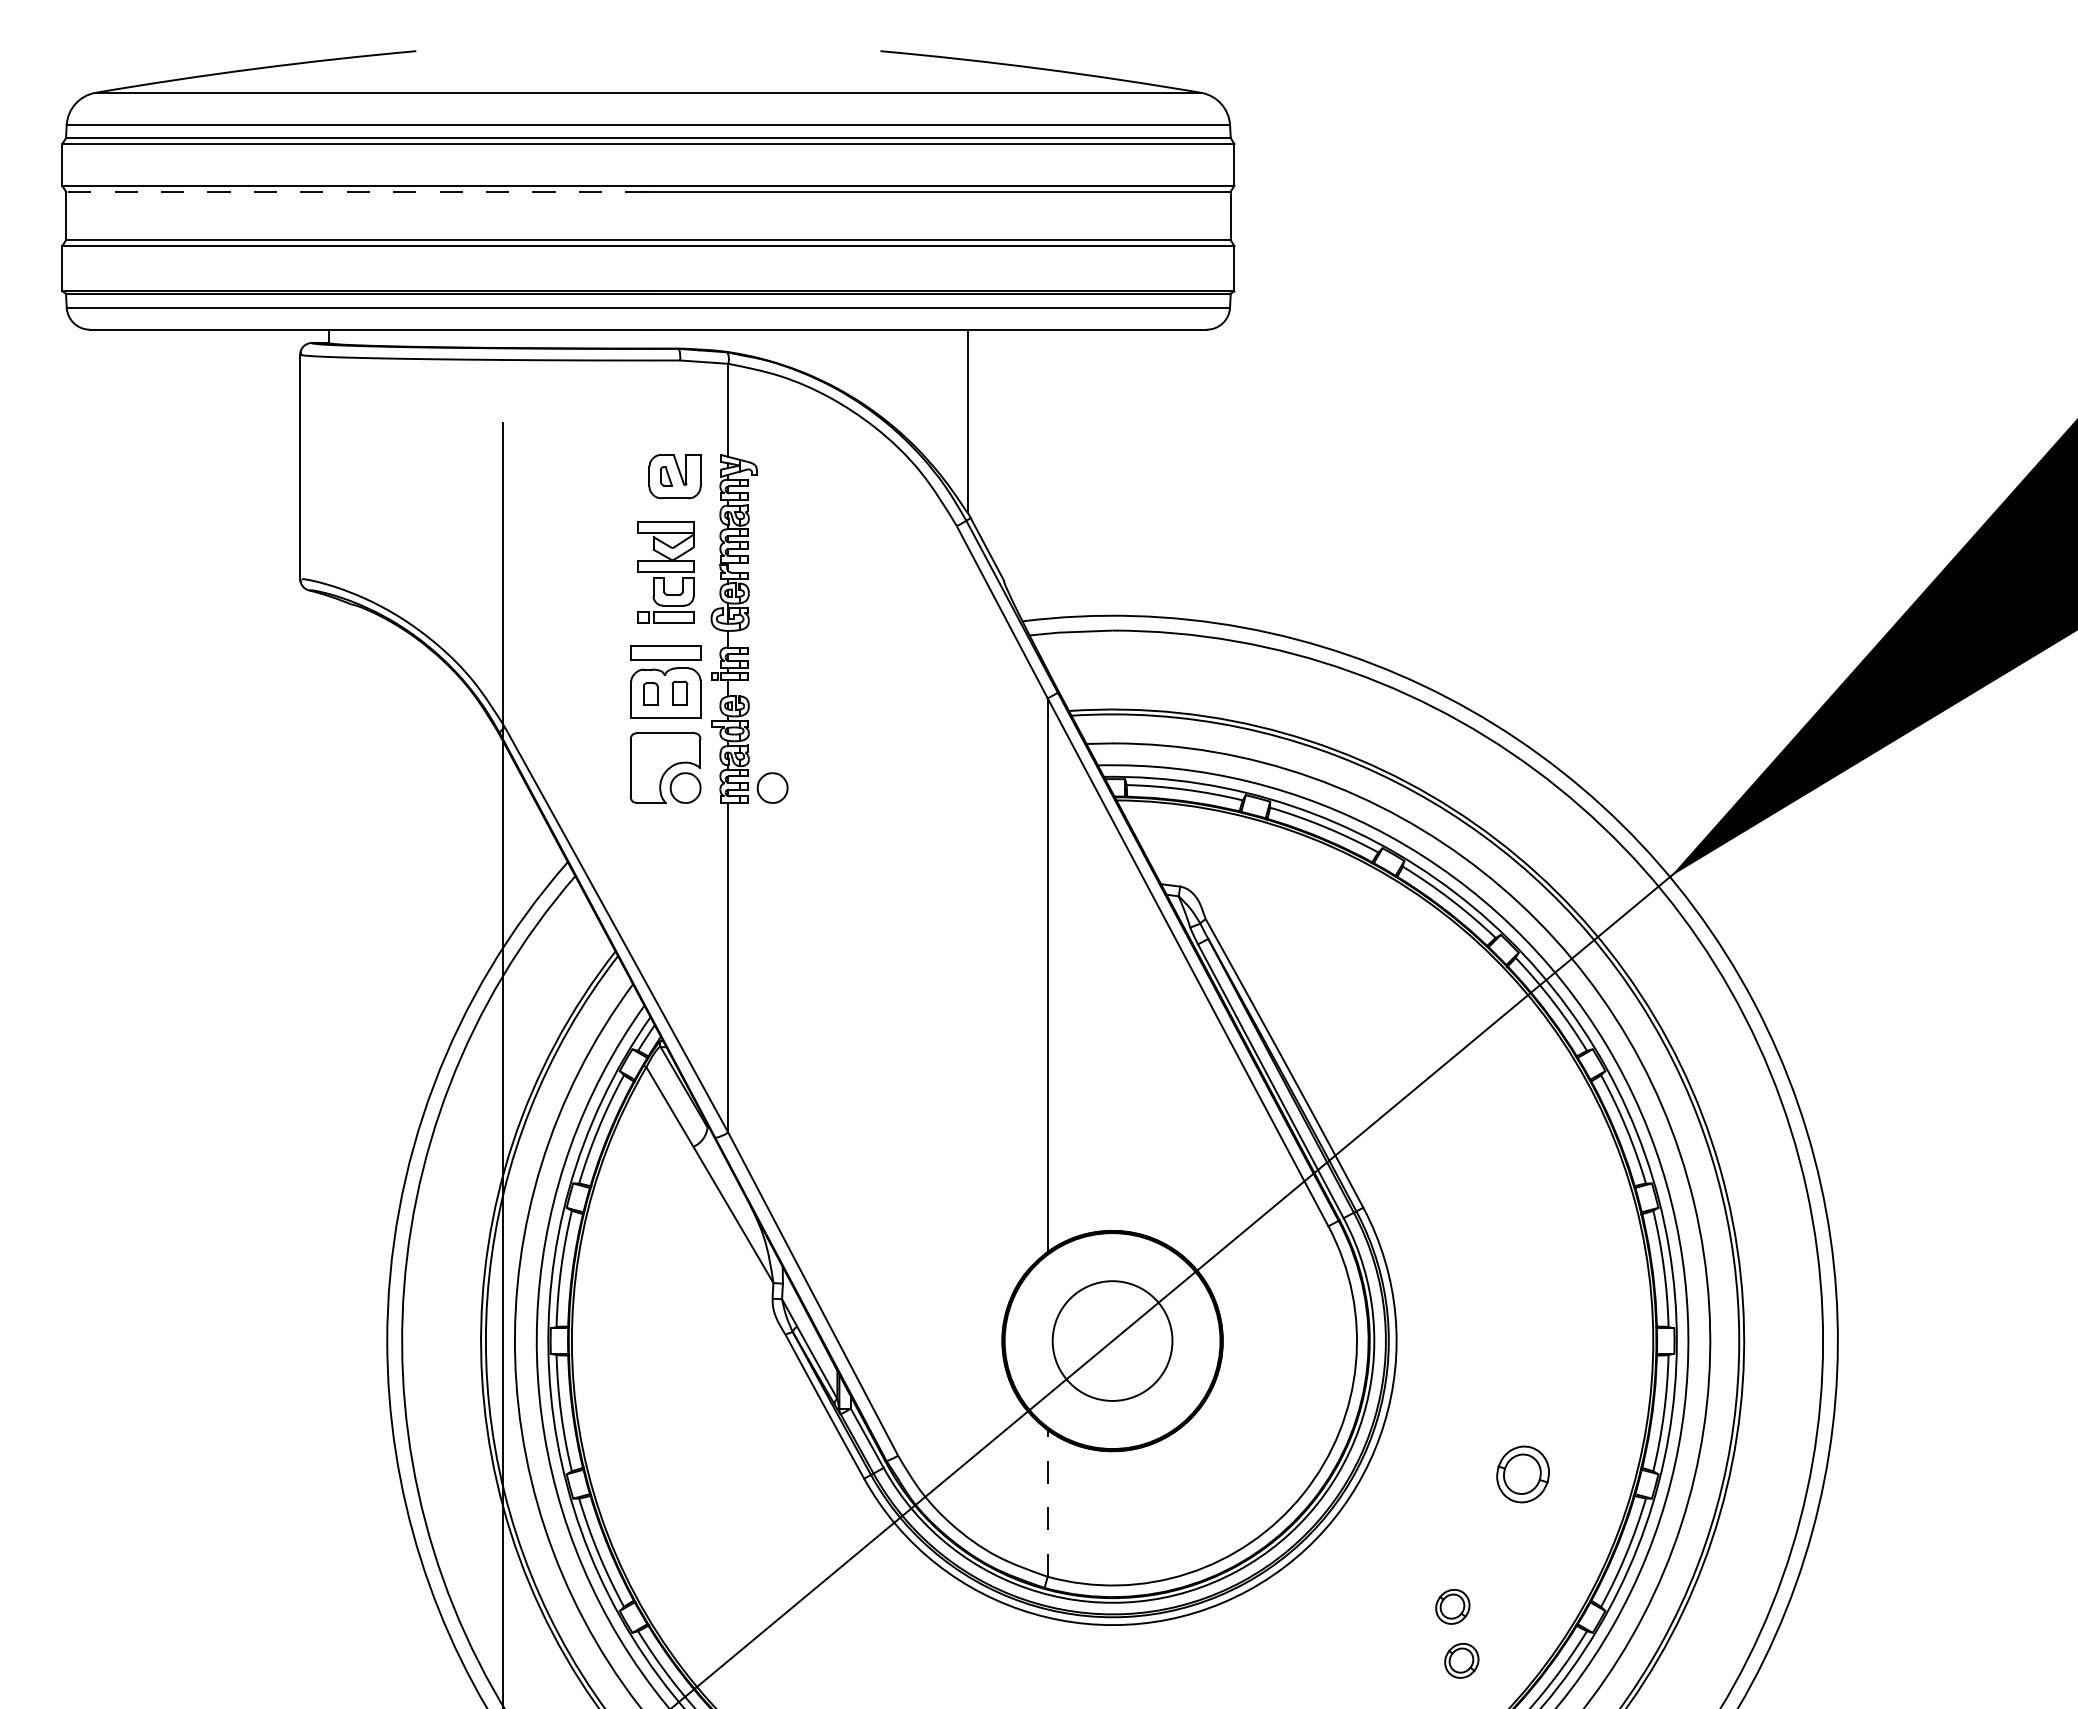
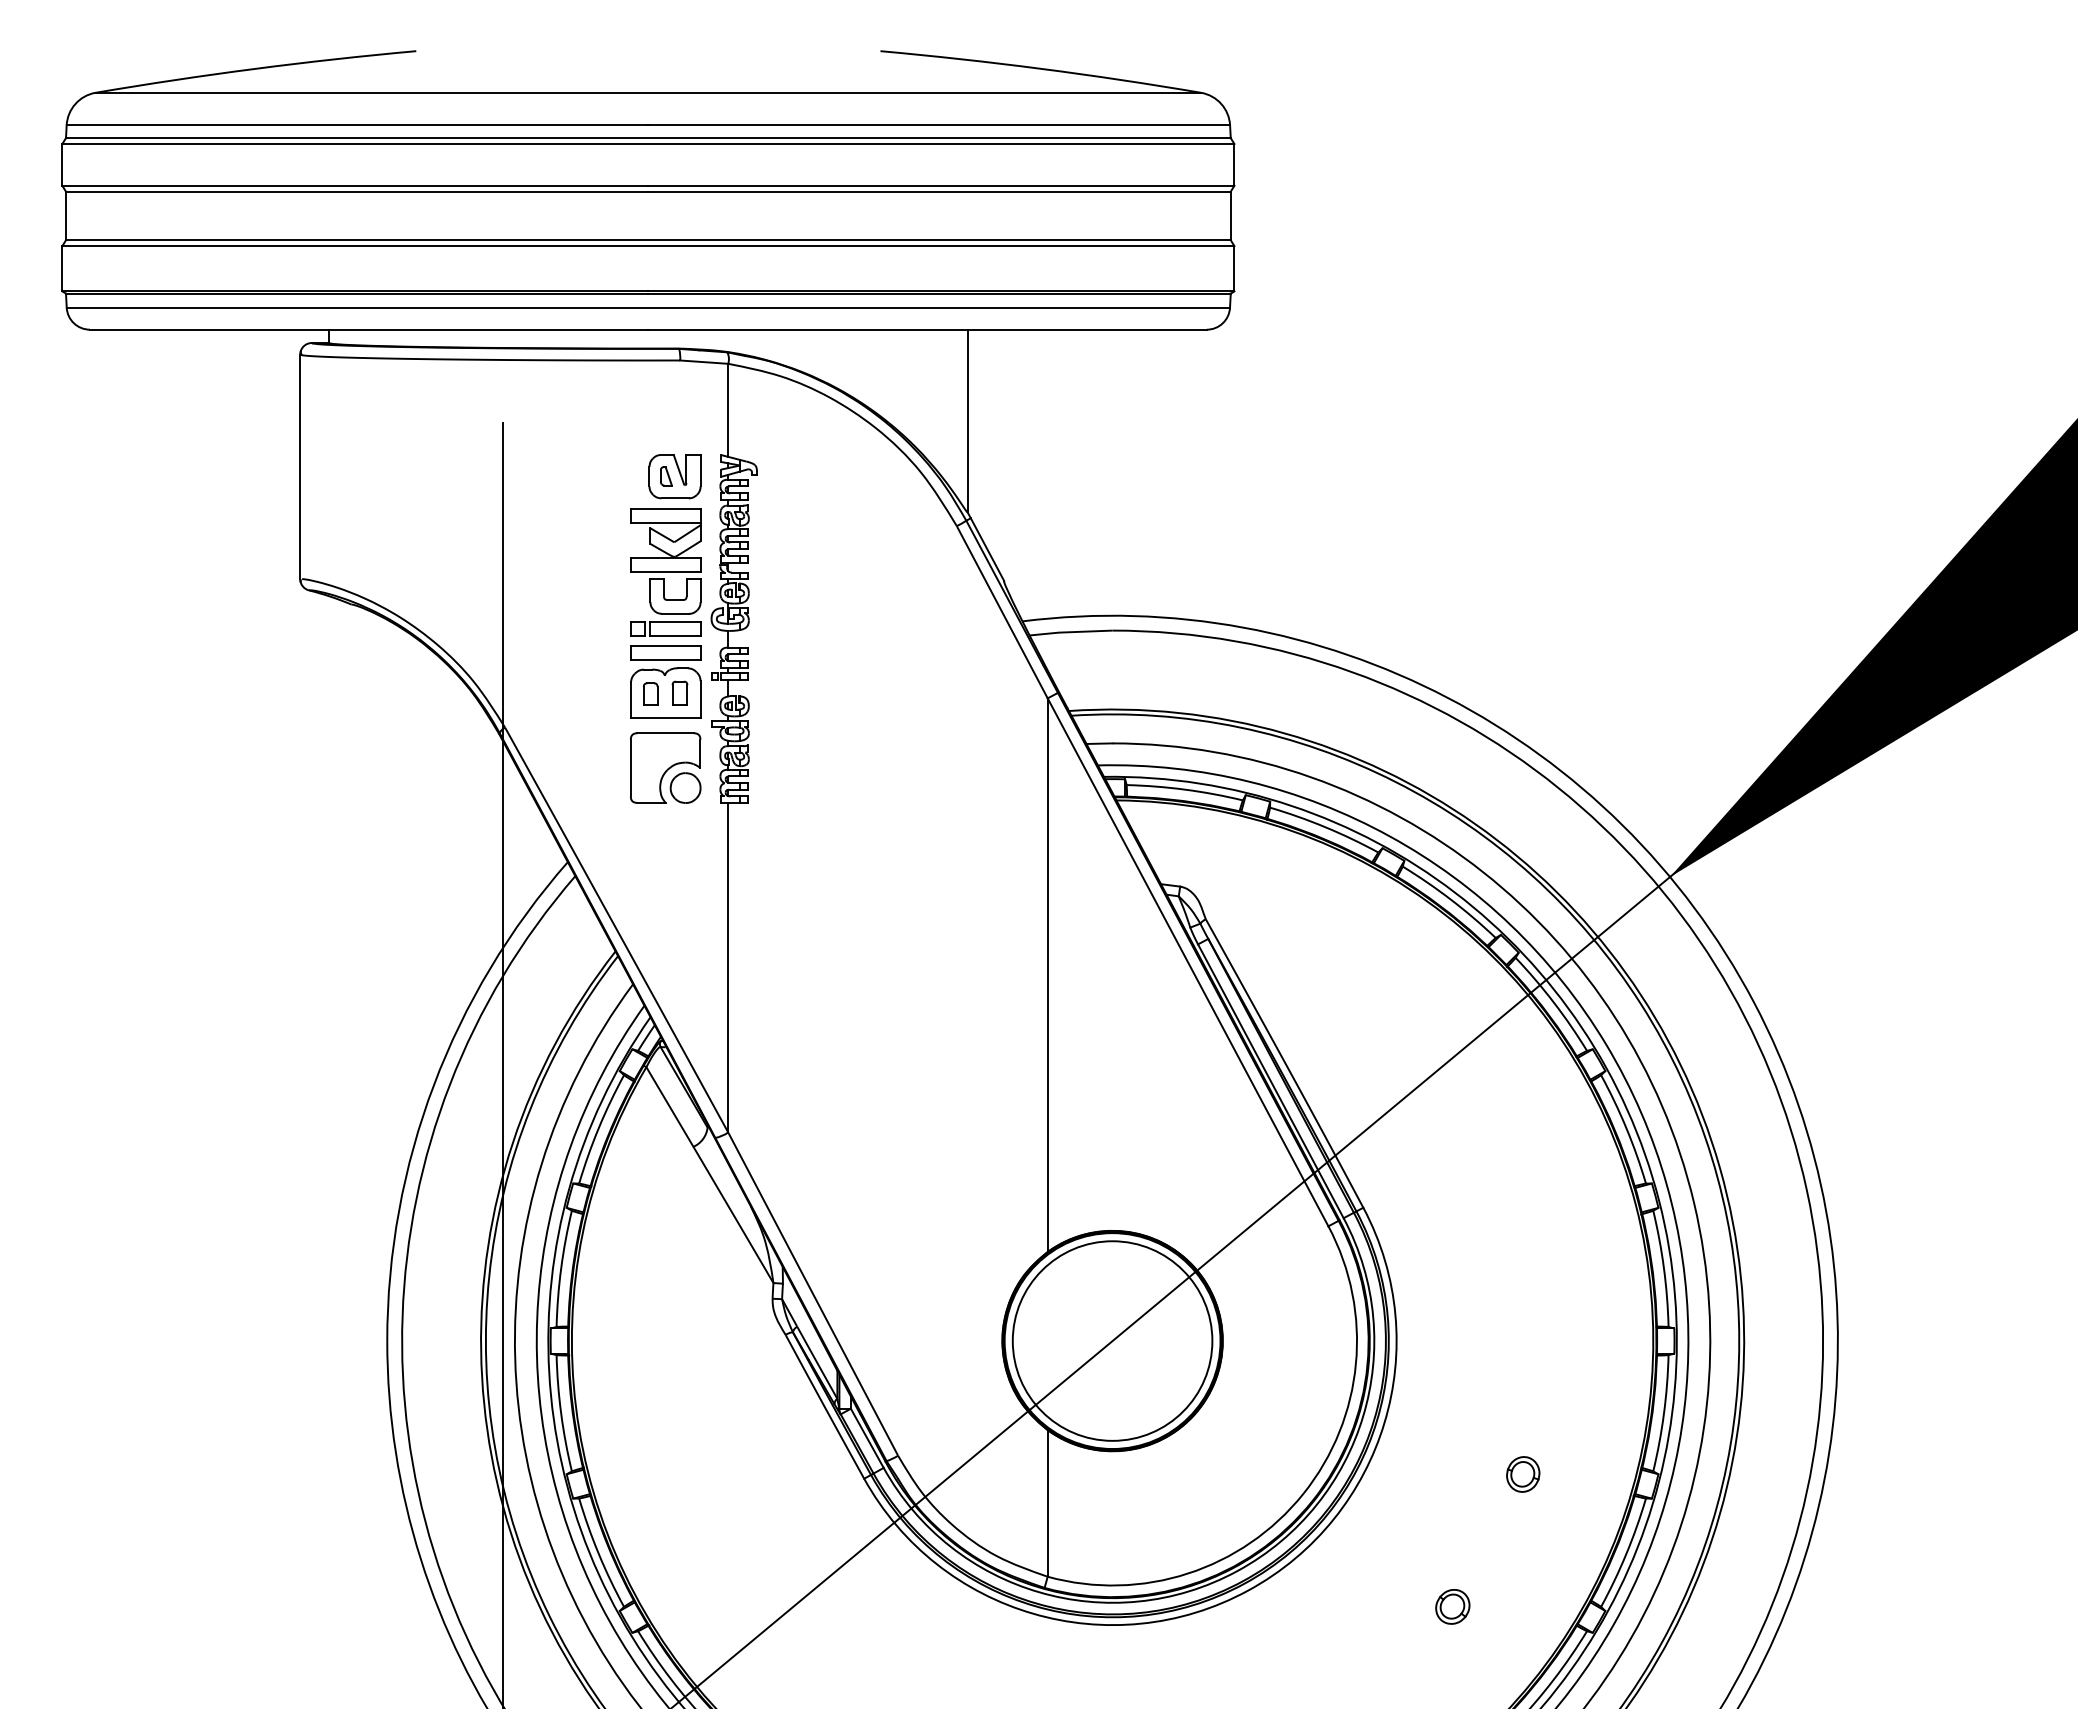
line: dashed -> solid (356, 191)
part size: 58x103 px -> 72x129 px (665, 572)
part: present -> none (772, 787)
circle diameter: 120 px -> 200 px (1112, 1340)
part size: 54x59 px -> 35x37 px (1523, 1474)
line: dashed -> solid (1047, 1502)
part: present -> none (1461, 1660)
